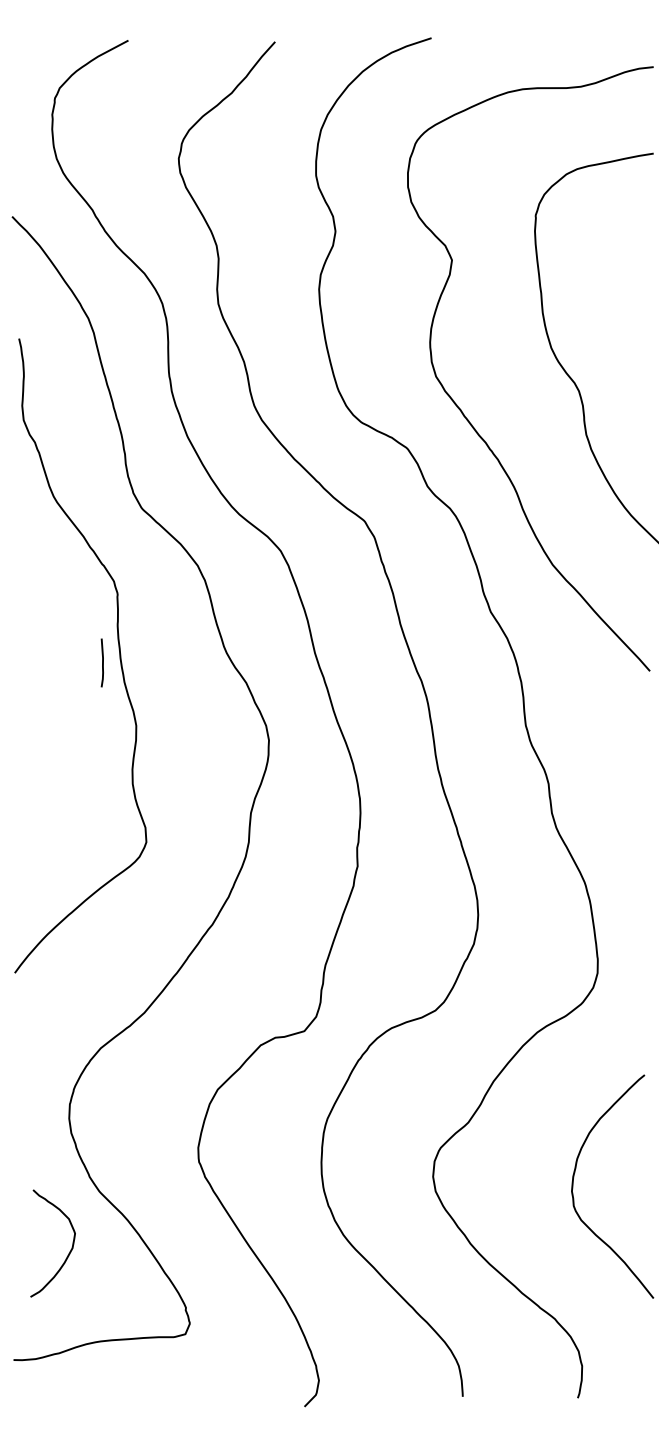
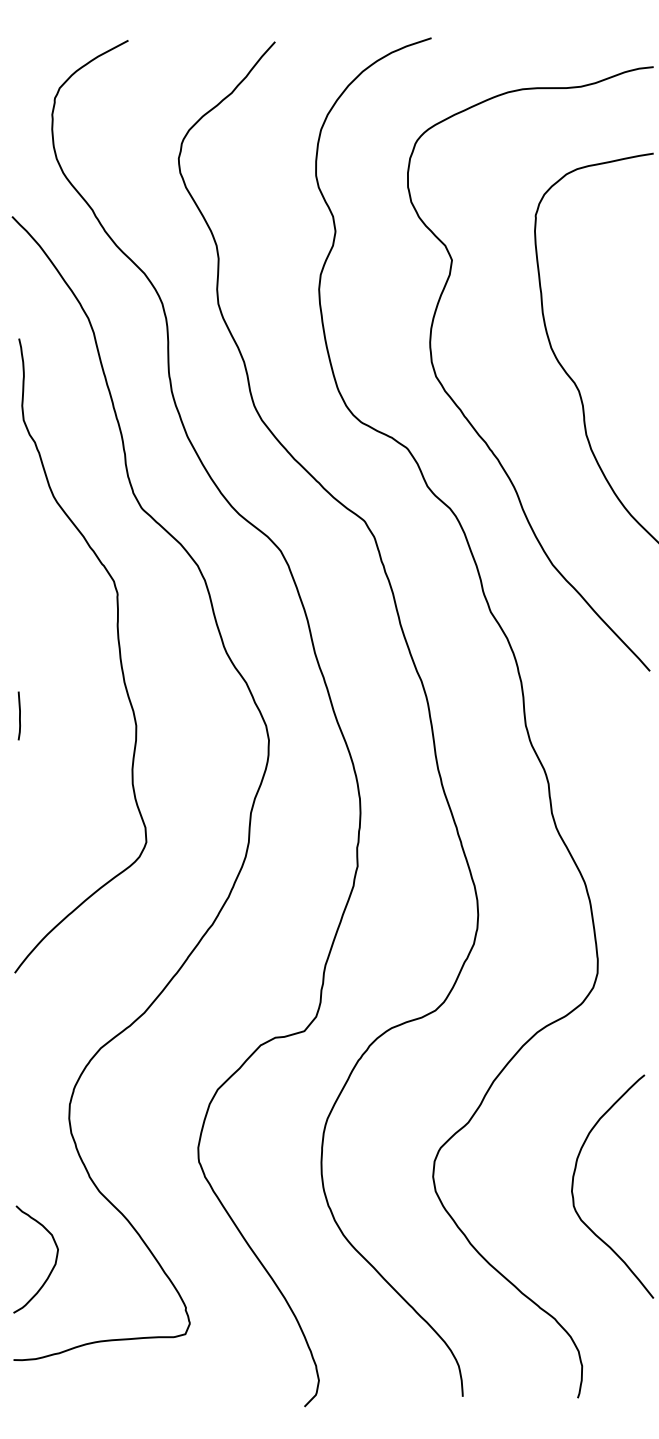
curve position: (102, 662) -> (19, 715) (19, 715)
curve position: (69, 1251) -> (52, 1267) (52, 1267)
